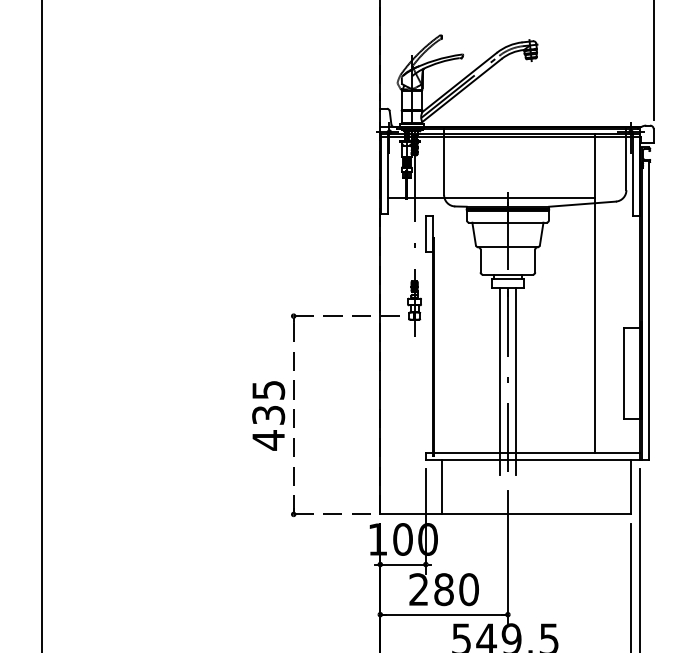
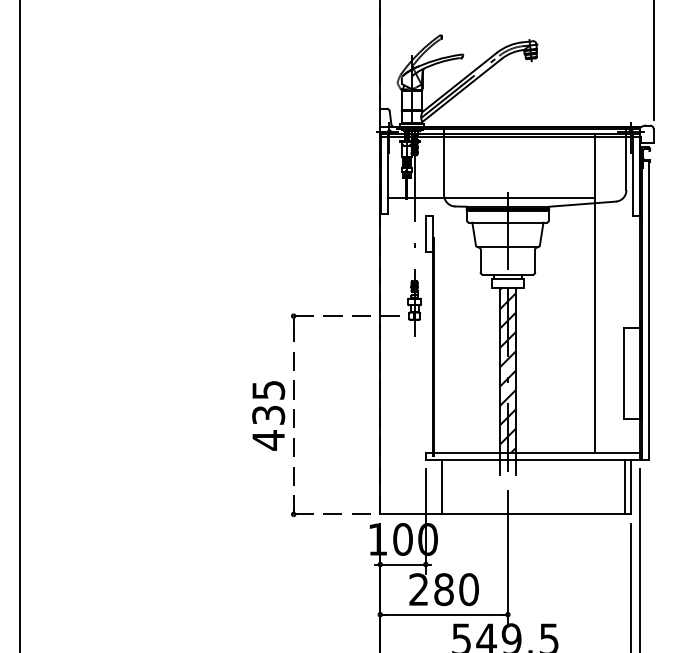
line position: (42, 325) -> (20, 325) (20, 325)
hatch: none -> present (507, 370)
line: none -> present (625, 486)
